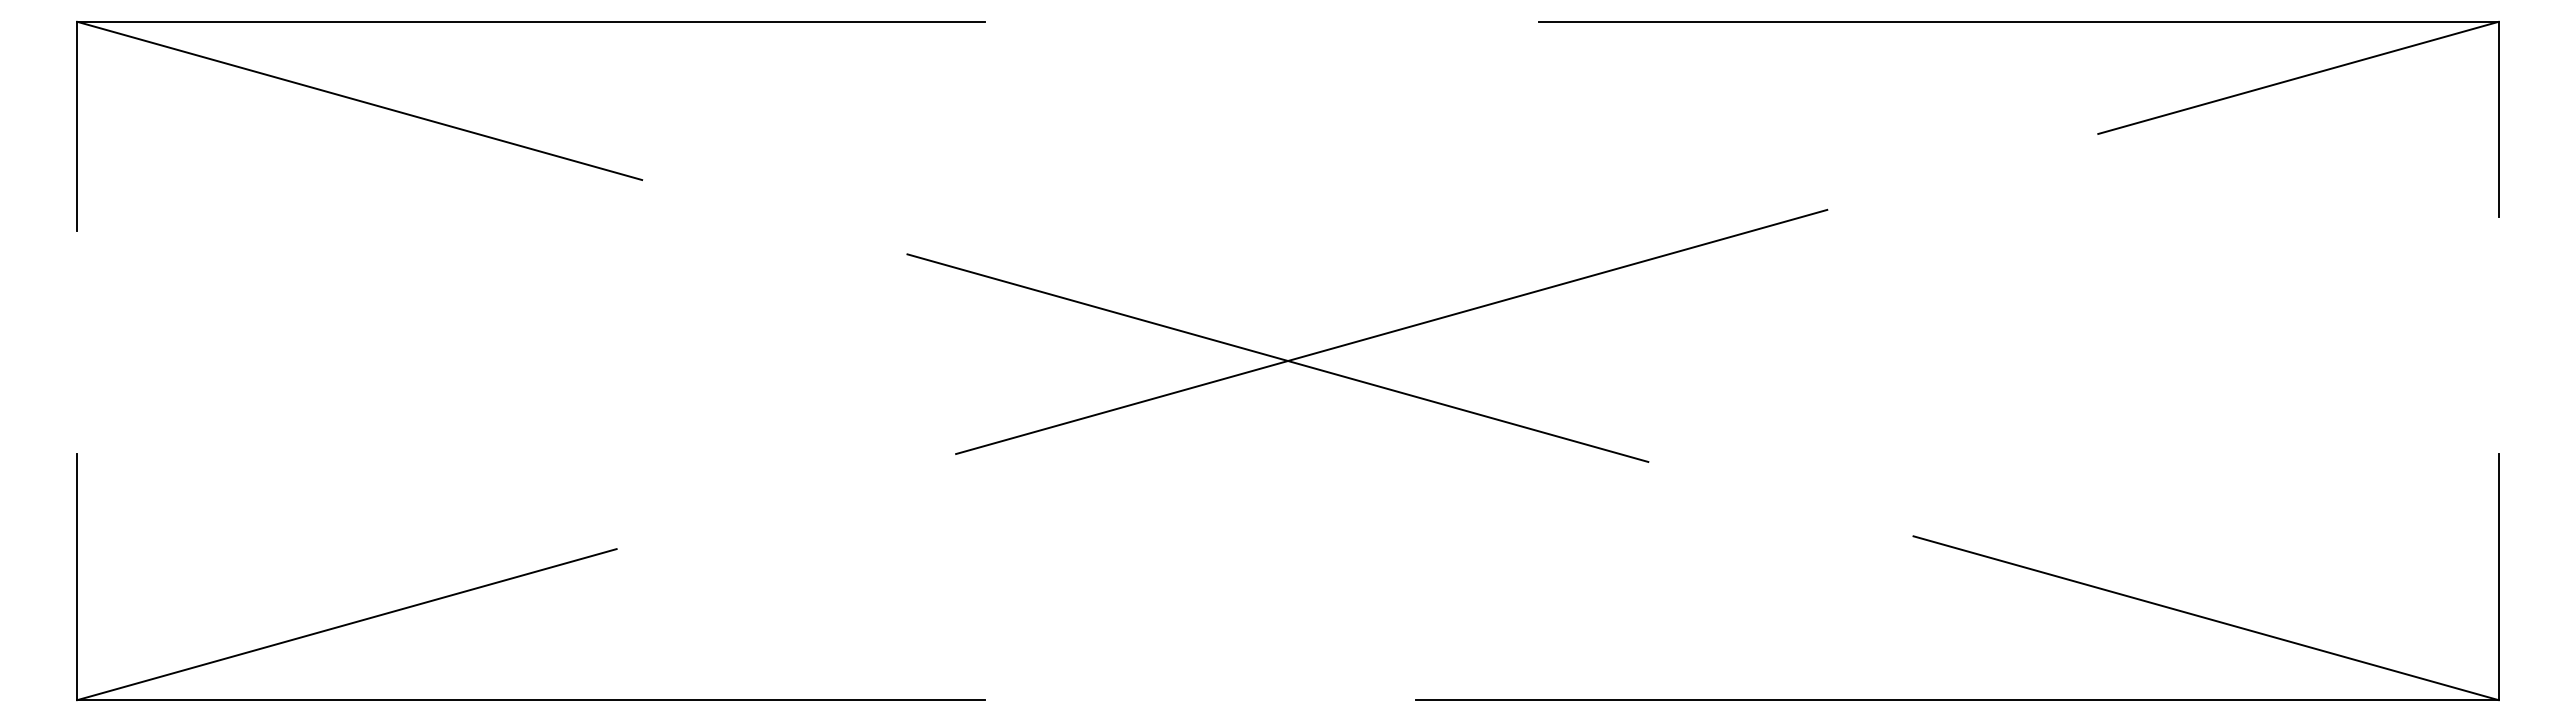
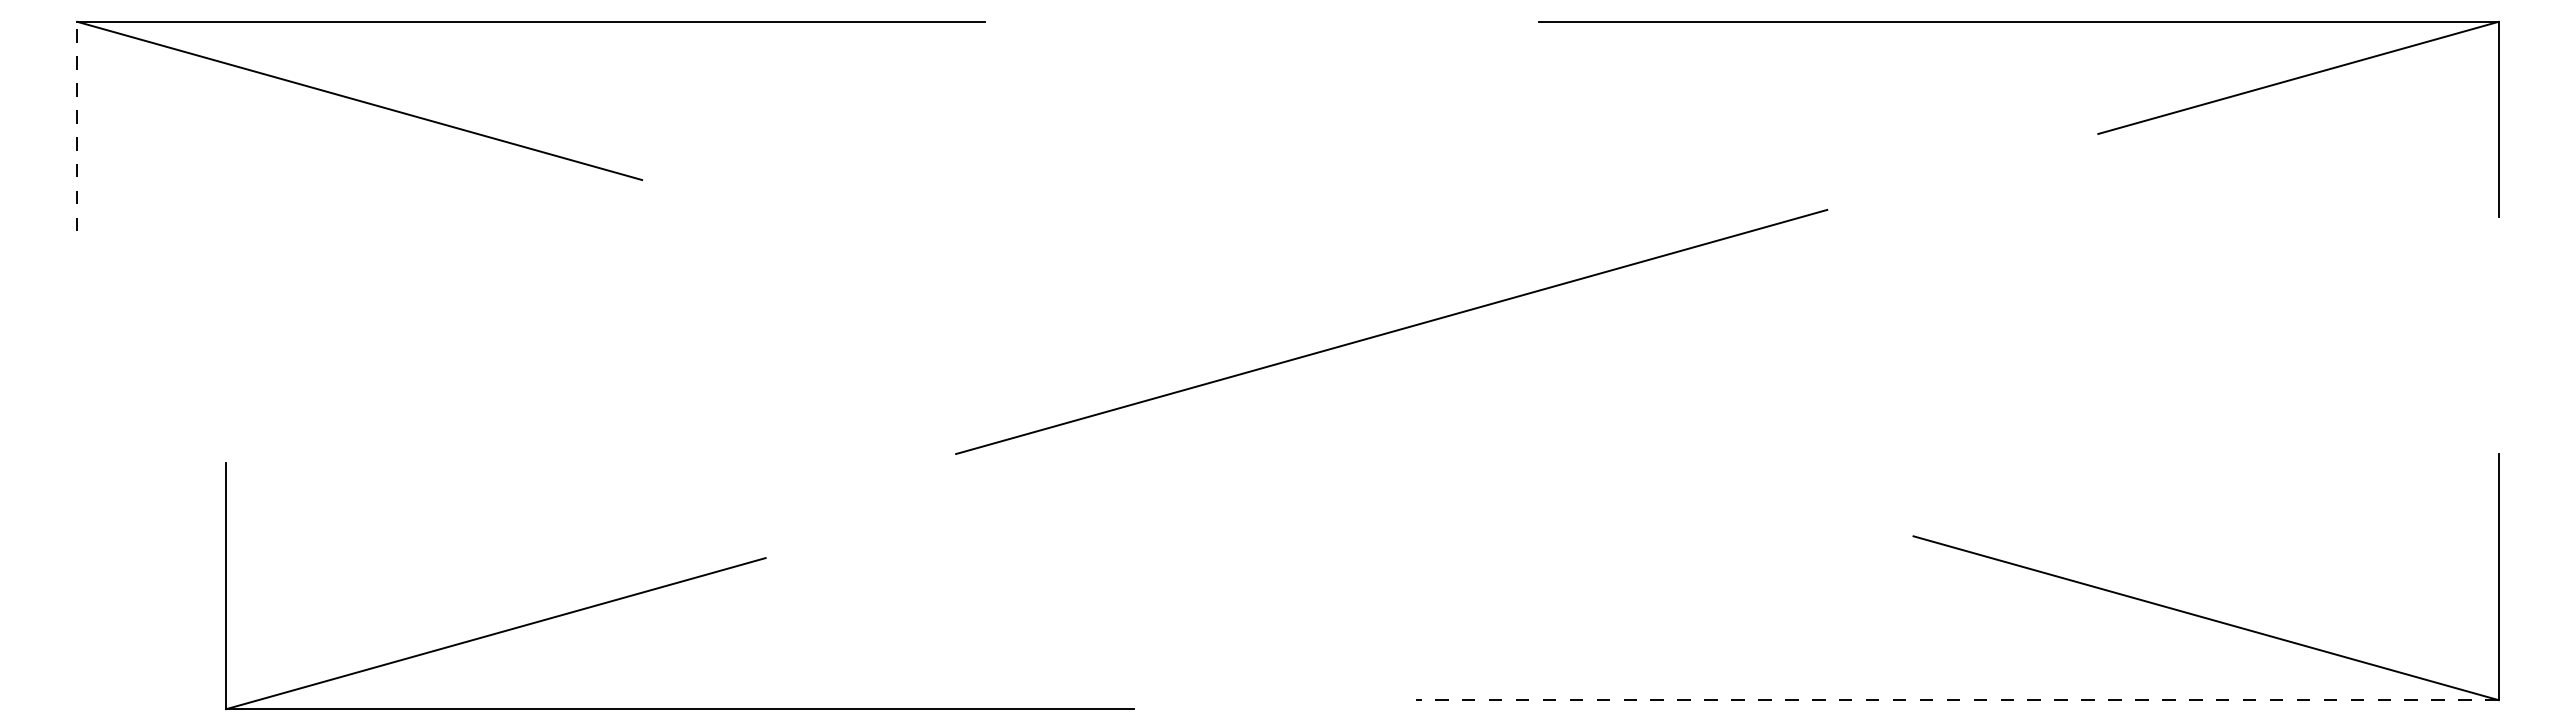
line: solid -> dashed (77, 126)
line: present -> none (1277, 357)
part position: (530, 577) -> (679, 586) (679, 586)
line: solid -> dashed (1957, 700)
